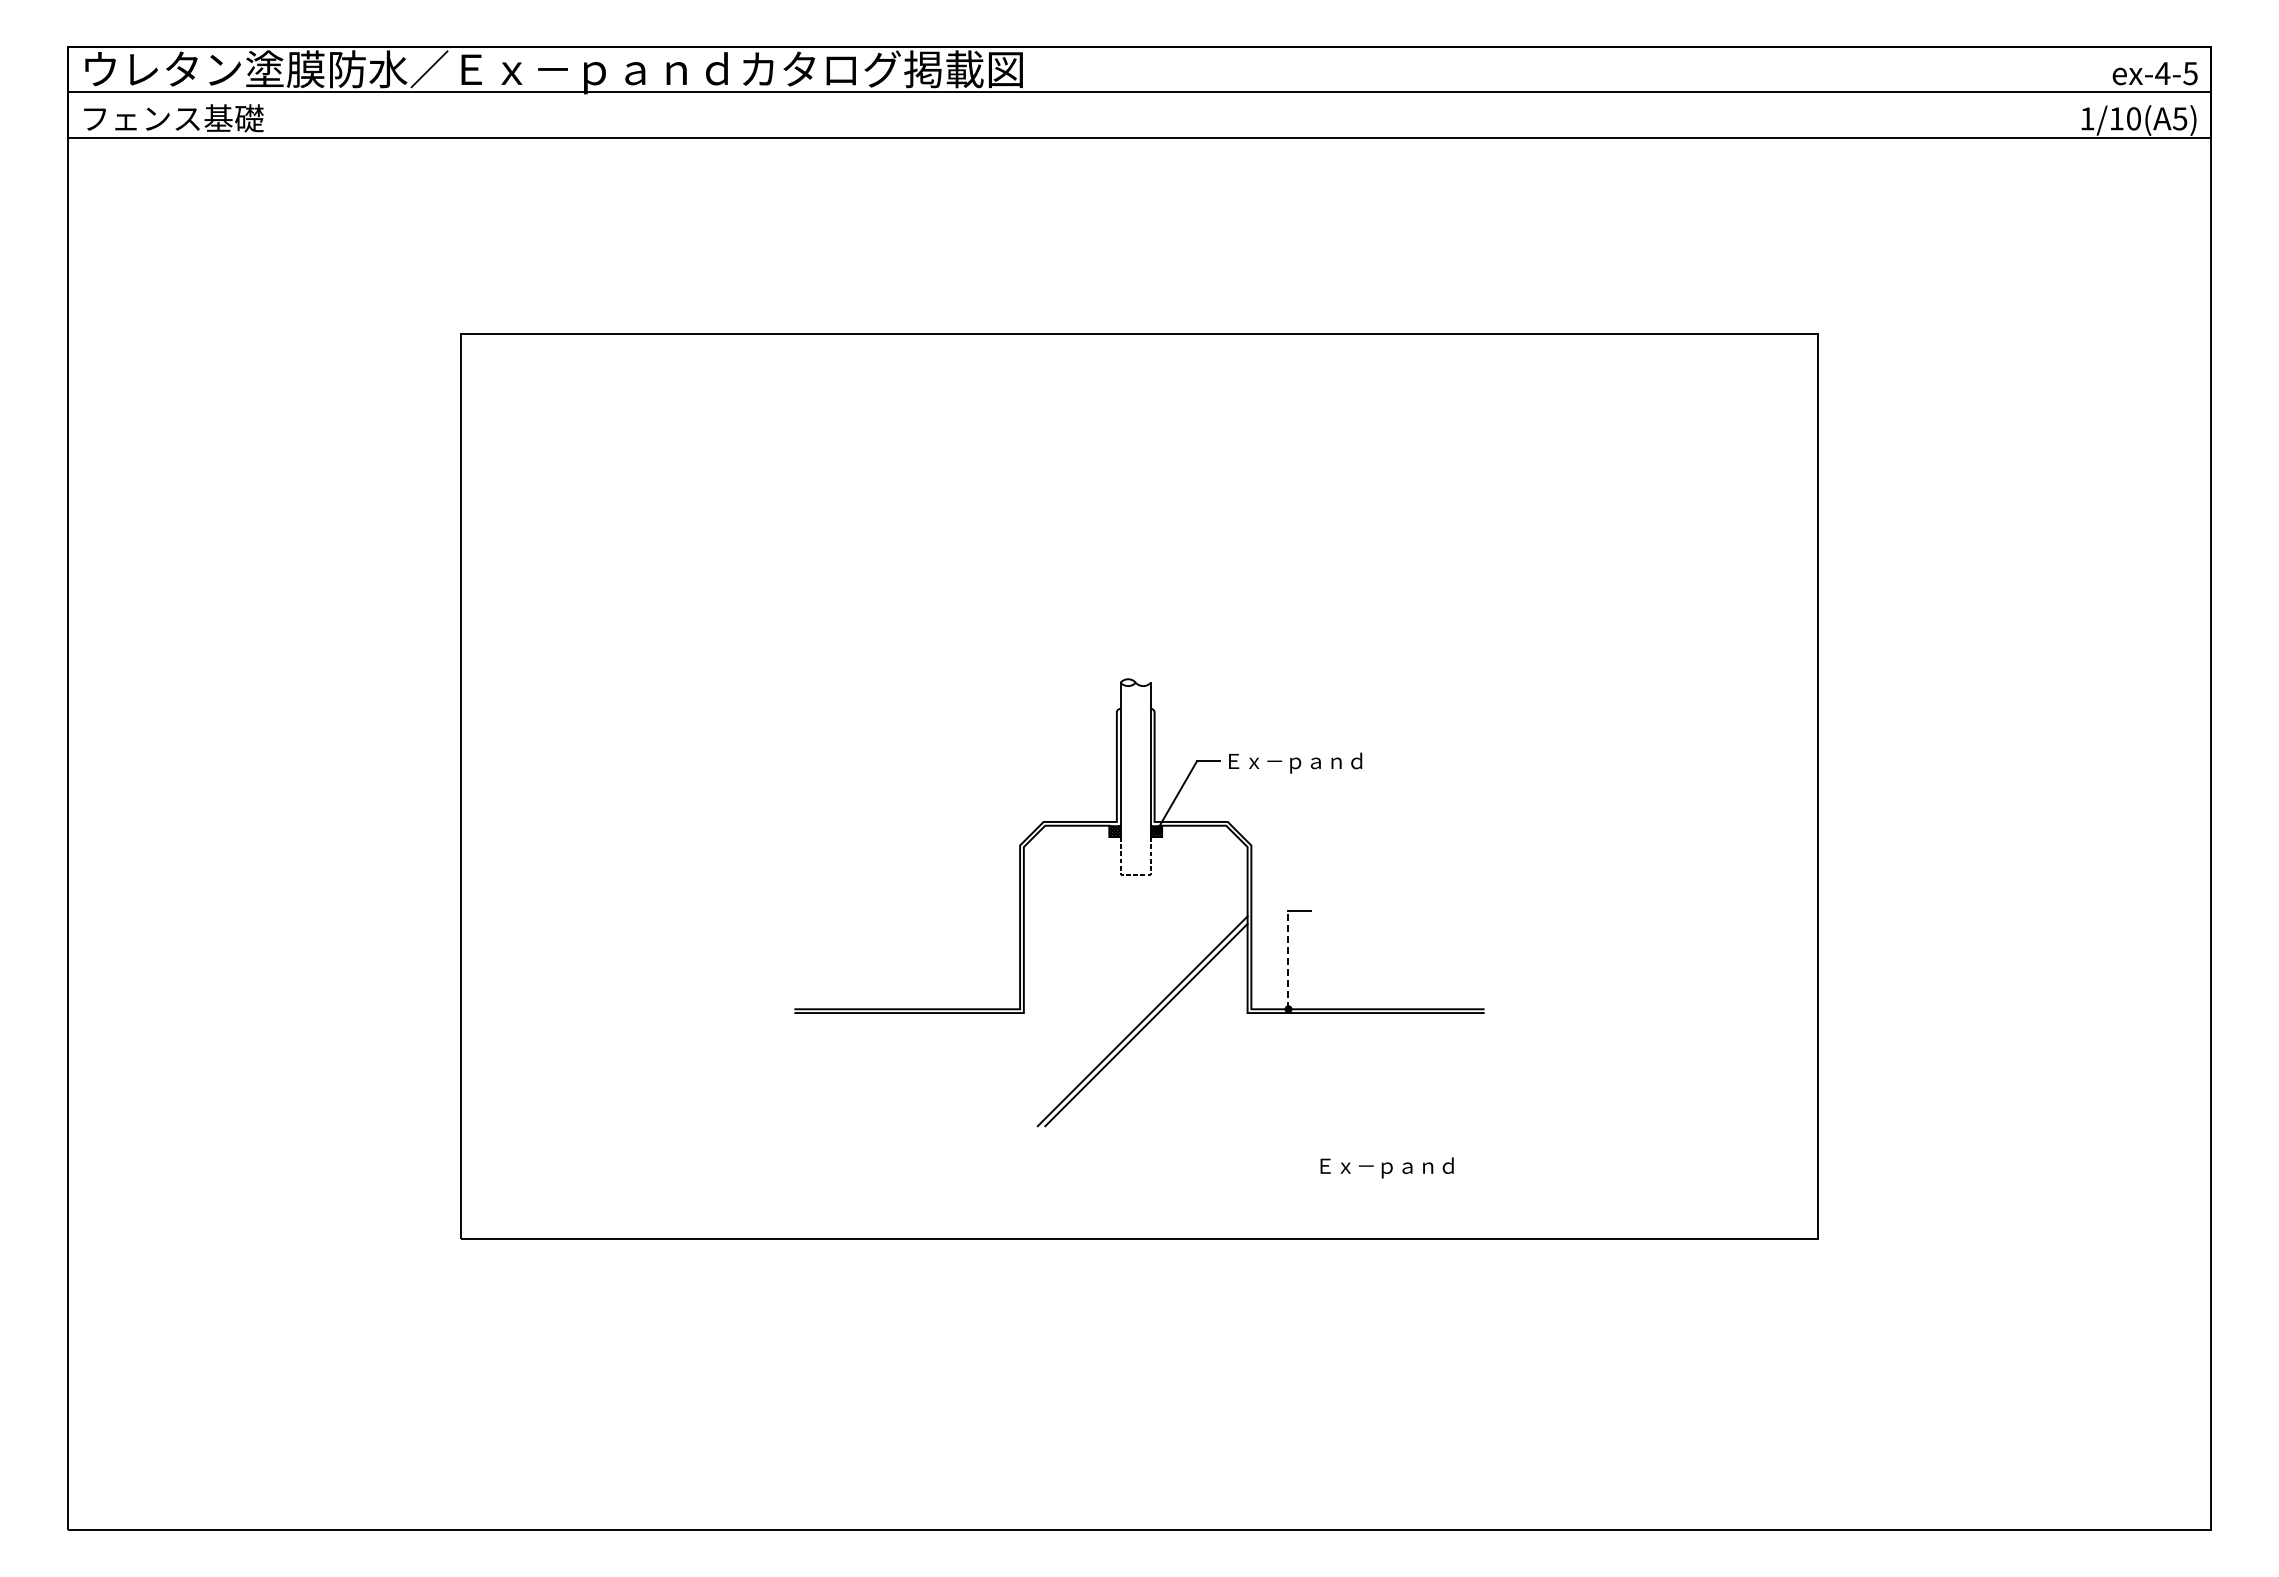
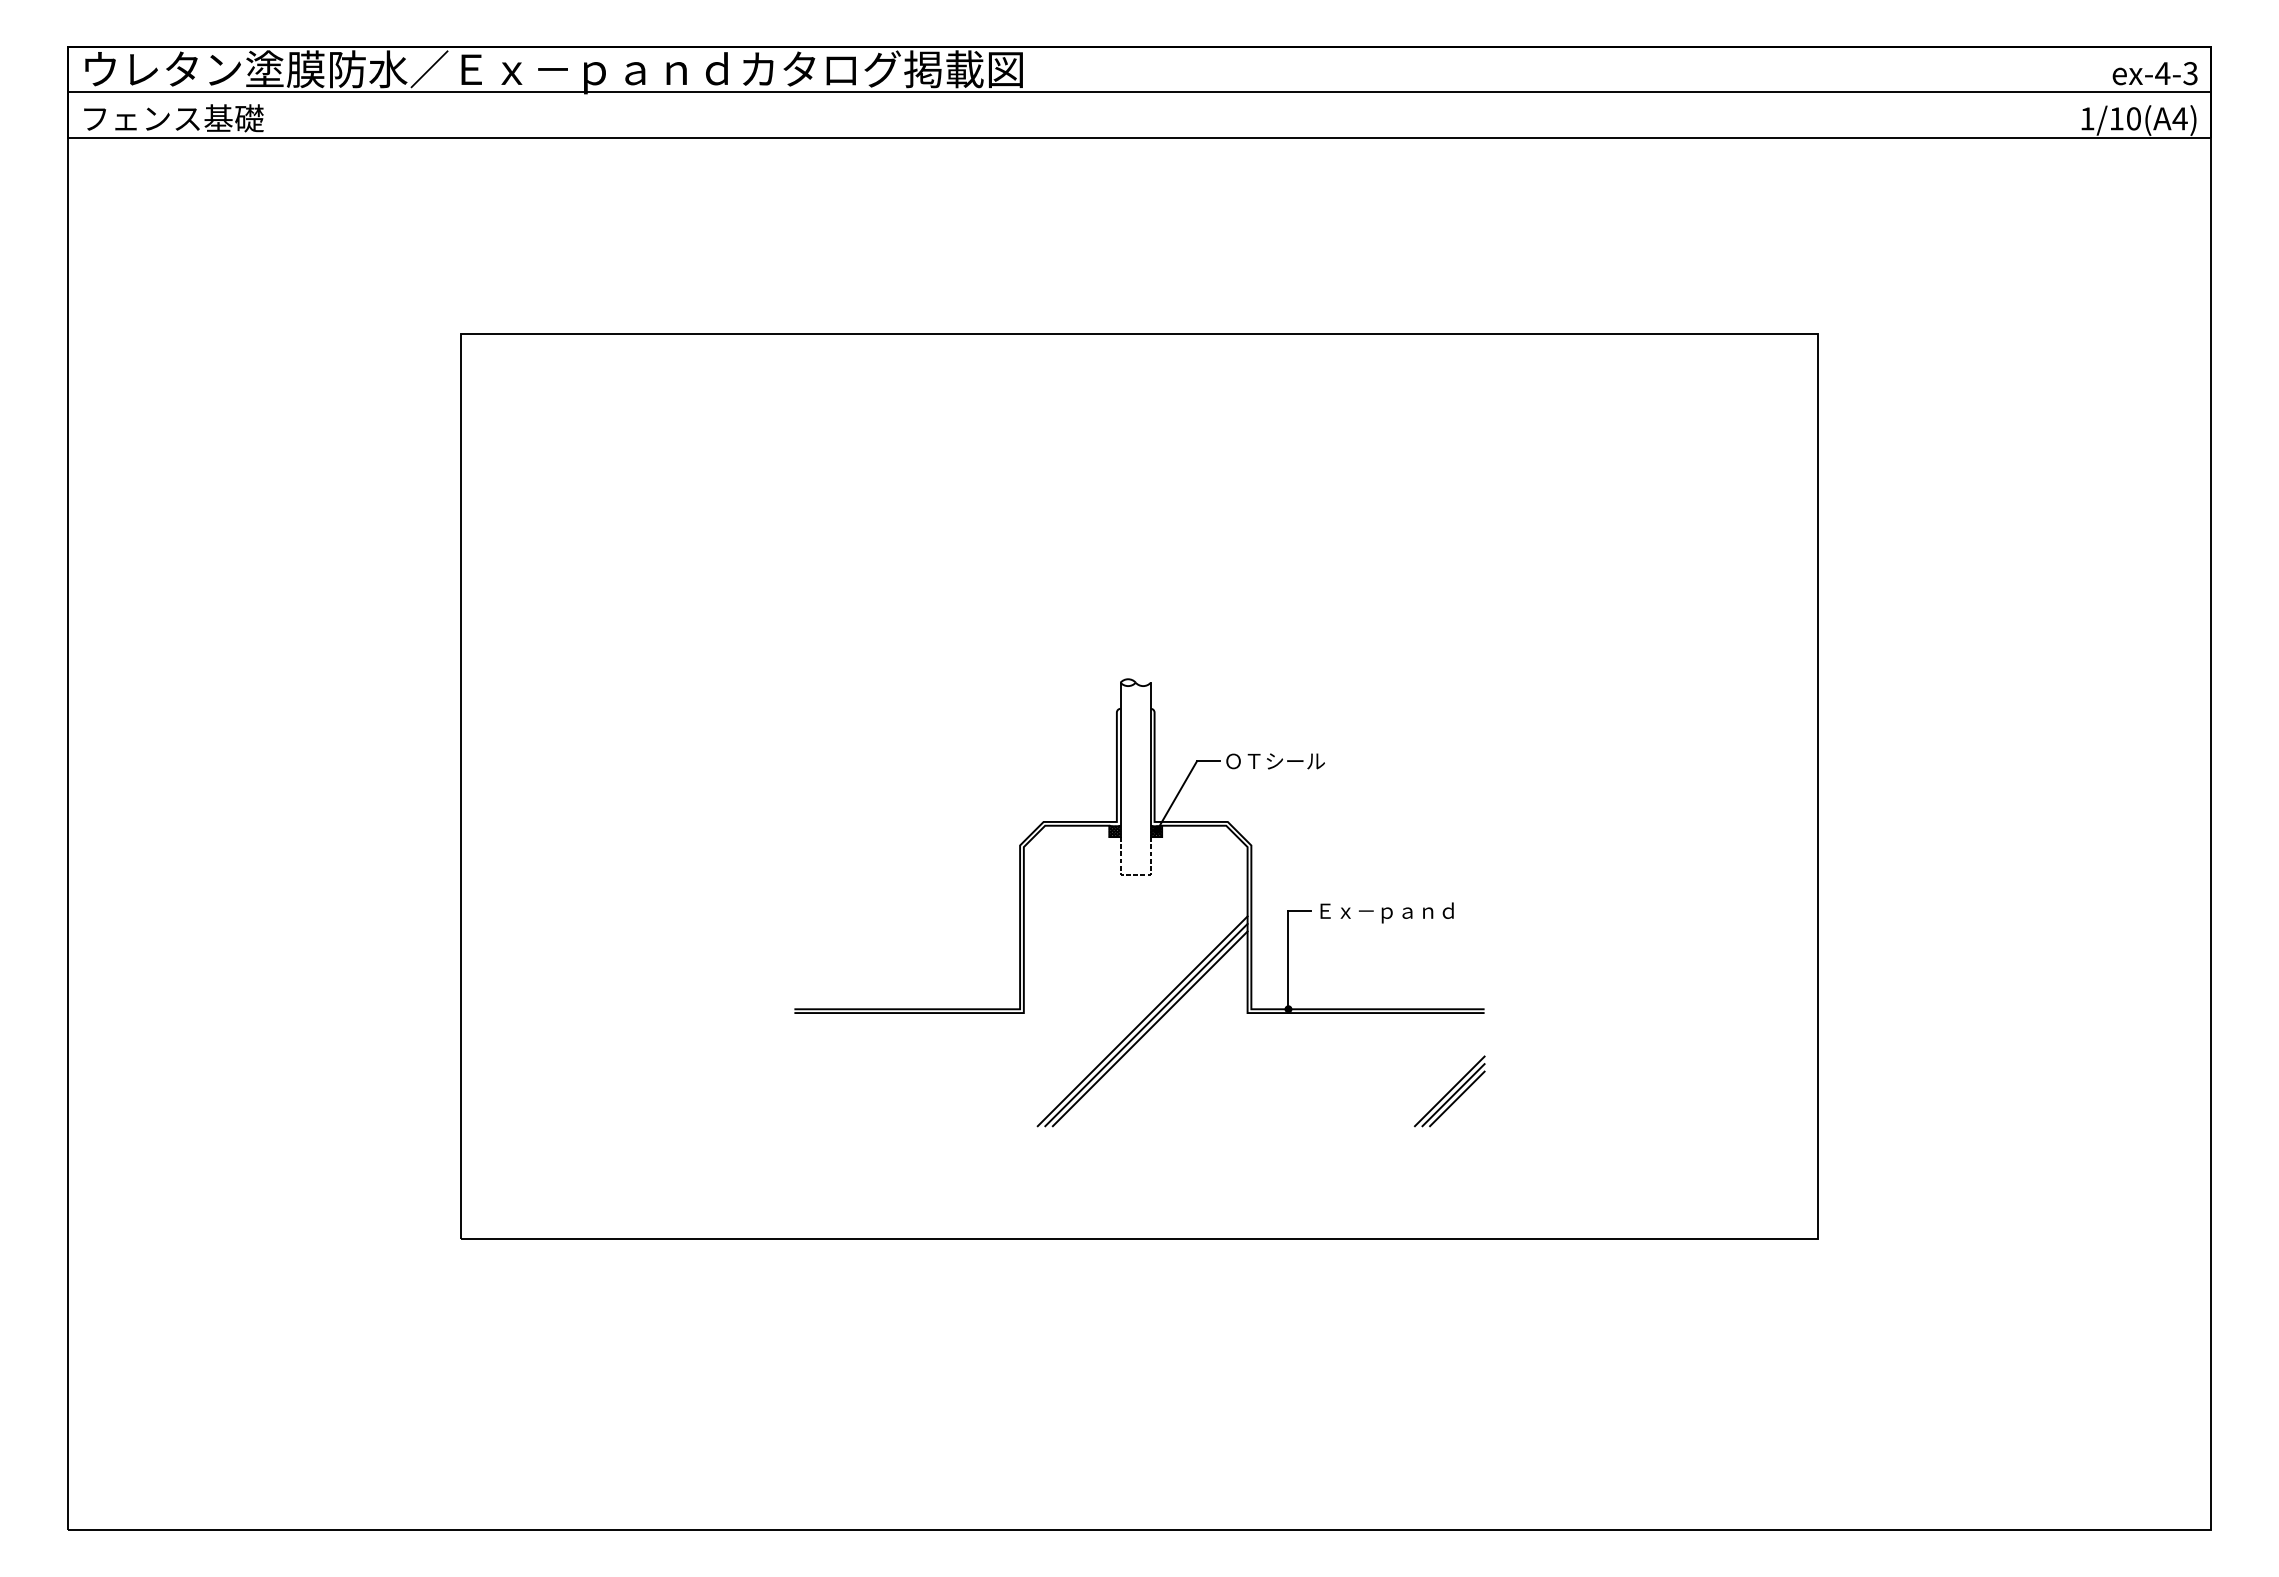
text: ex-4-5 -> ex-4-3 (2190, 73)
text: 1/10(A5) -> 1/10(A4) (2179, 118)
text: Ｅｘ－ｐａｎｄ -> ＯＴシール (1294, 762)
line: dashed -> solid (1288, 960)
line: none -> present (1149, 1028)
part: none -> present (1449, 1091)
text position: (1386, 1167) -> (1386, 912) (1386, 912)
